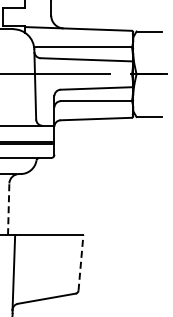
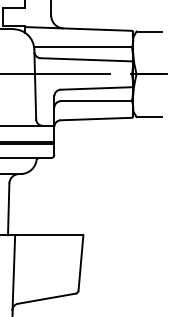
line: dashed -> solid (8, 209)
line: dashed -> solid (80, 262)
